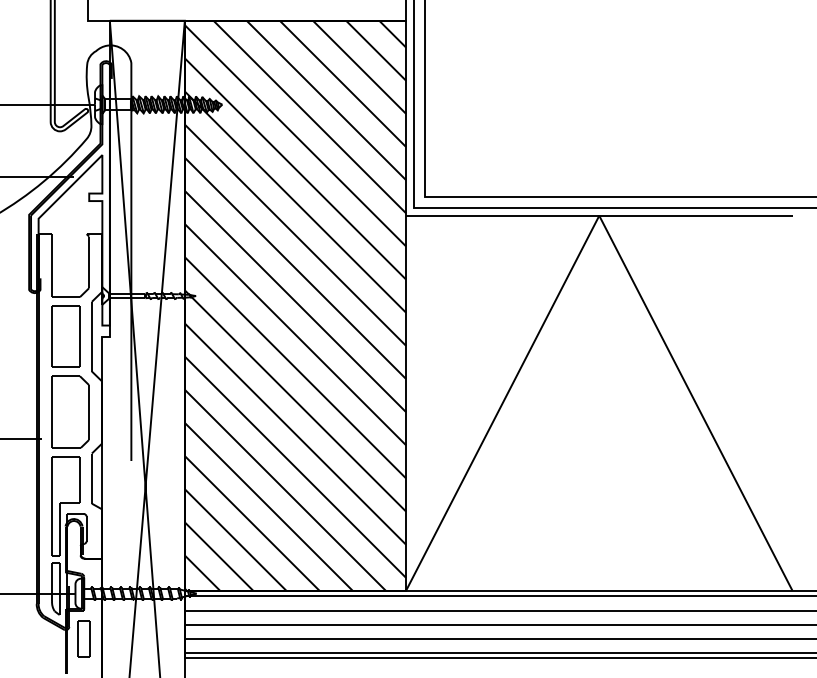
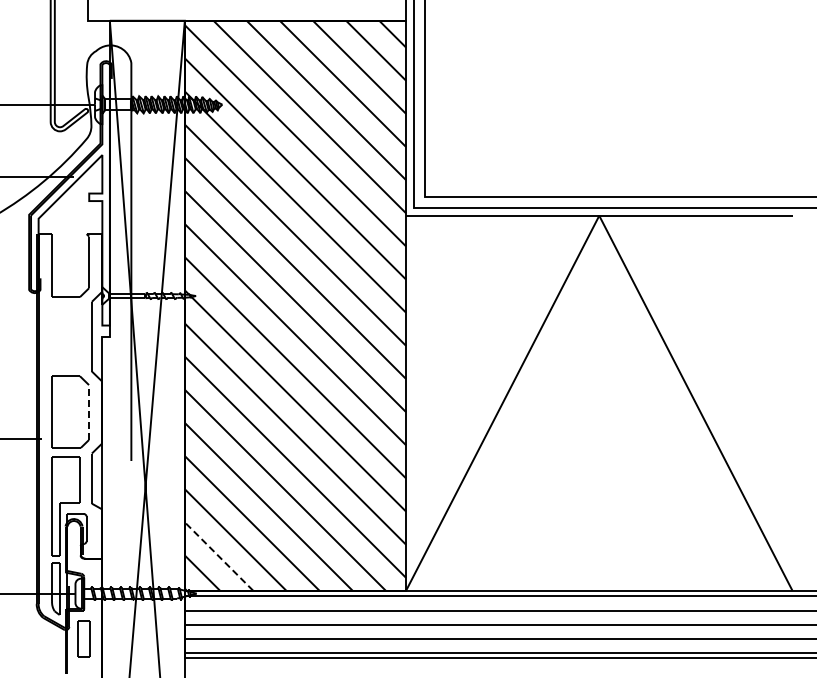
part: present -> none (65, 336)
line: solid -> dashed (89, 412)
line: solid -> dashed (218, 556)
